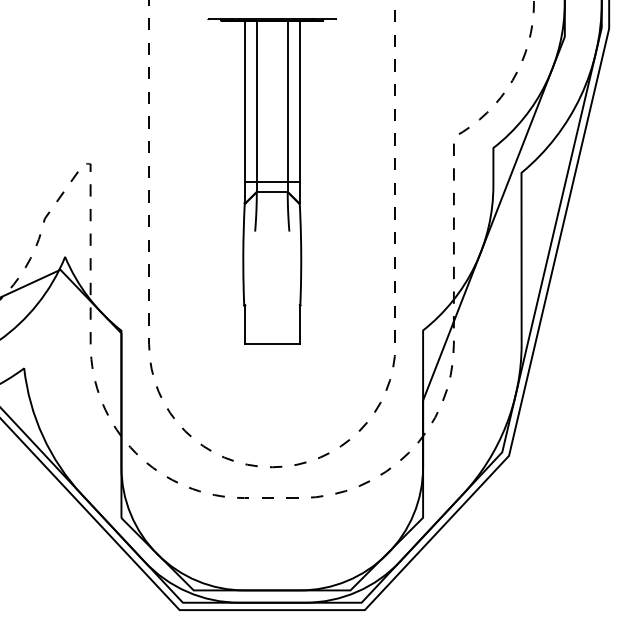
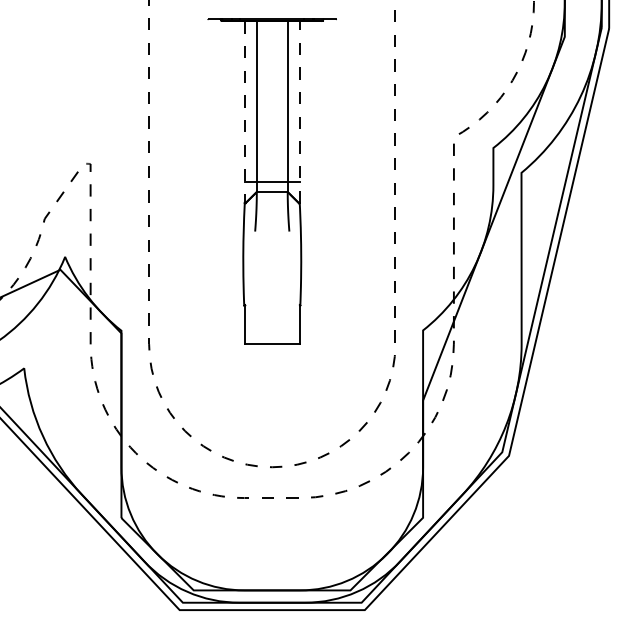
line: solid -> dashed (244, 112)
line: solid -> dashed (299, 112)
